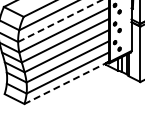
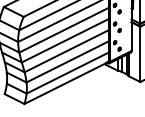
line: dashed -> solid (60, 21)
line: dashed -> solid (66, 83)
